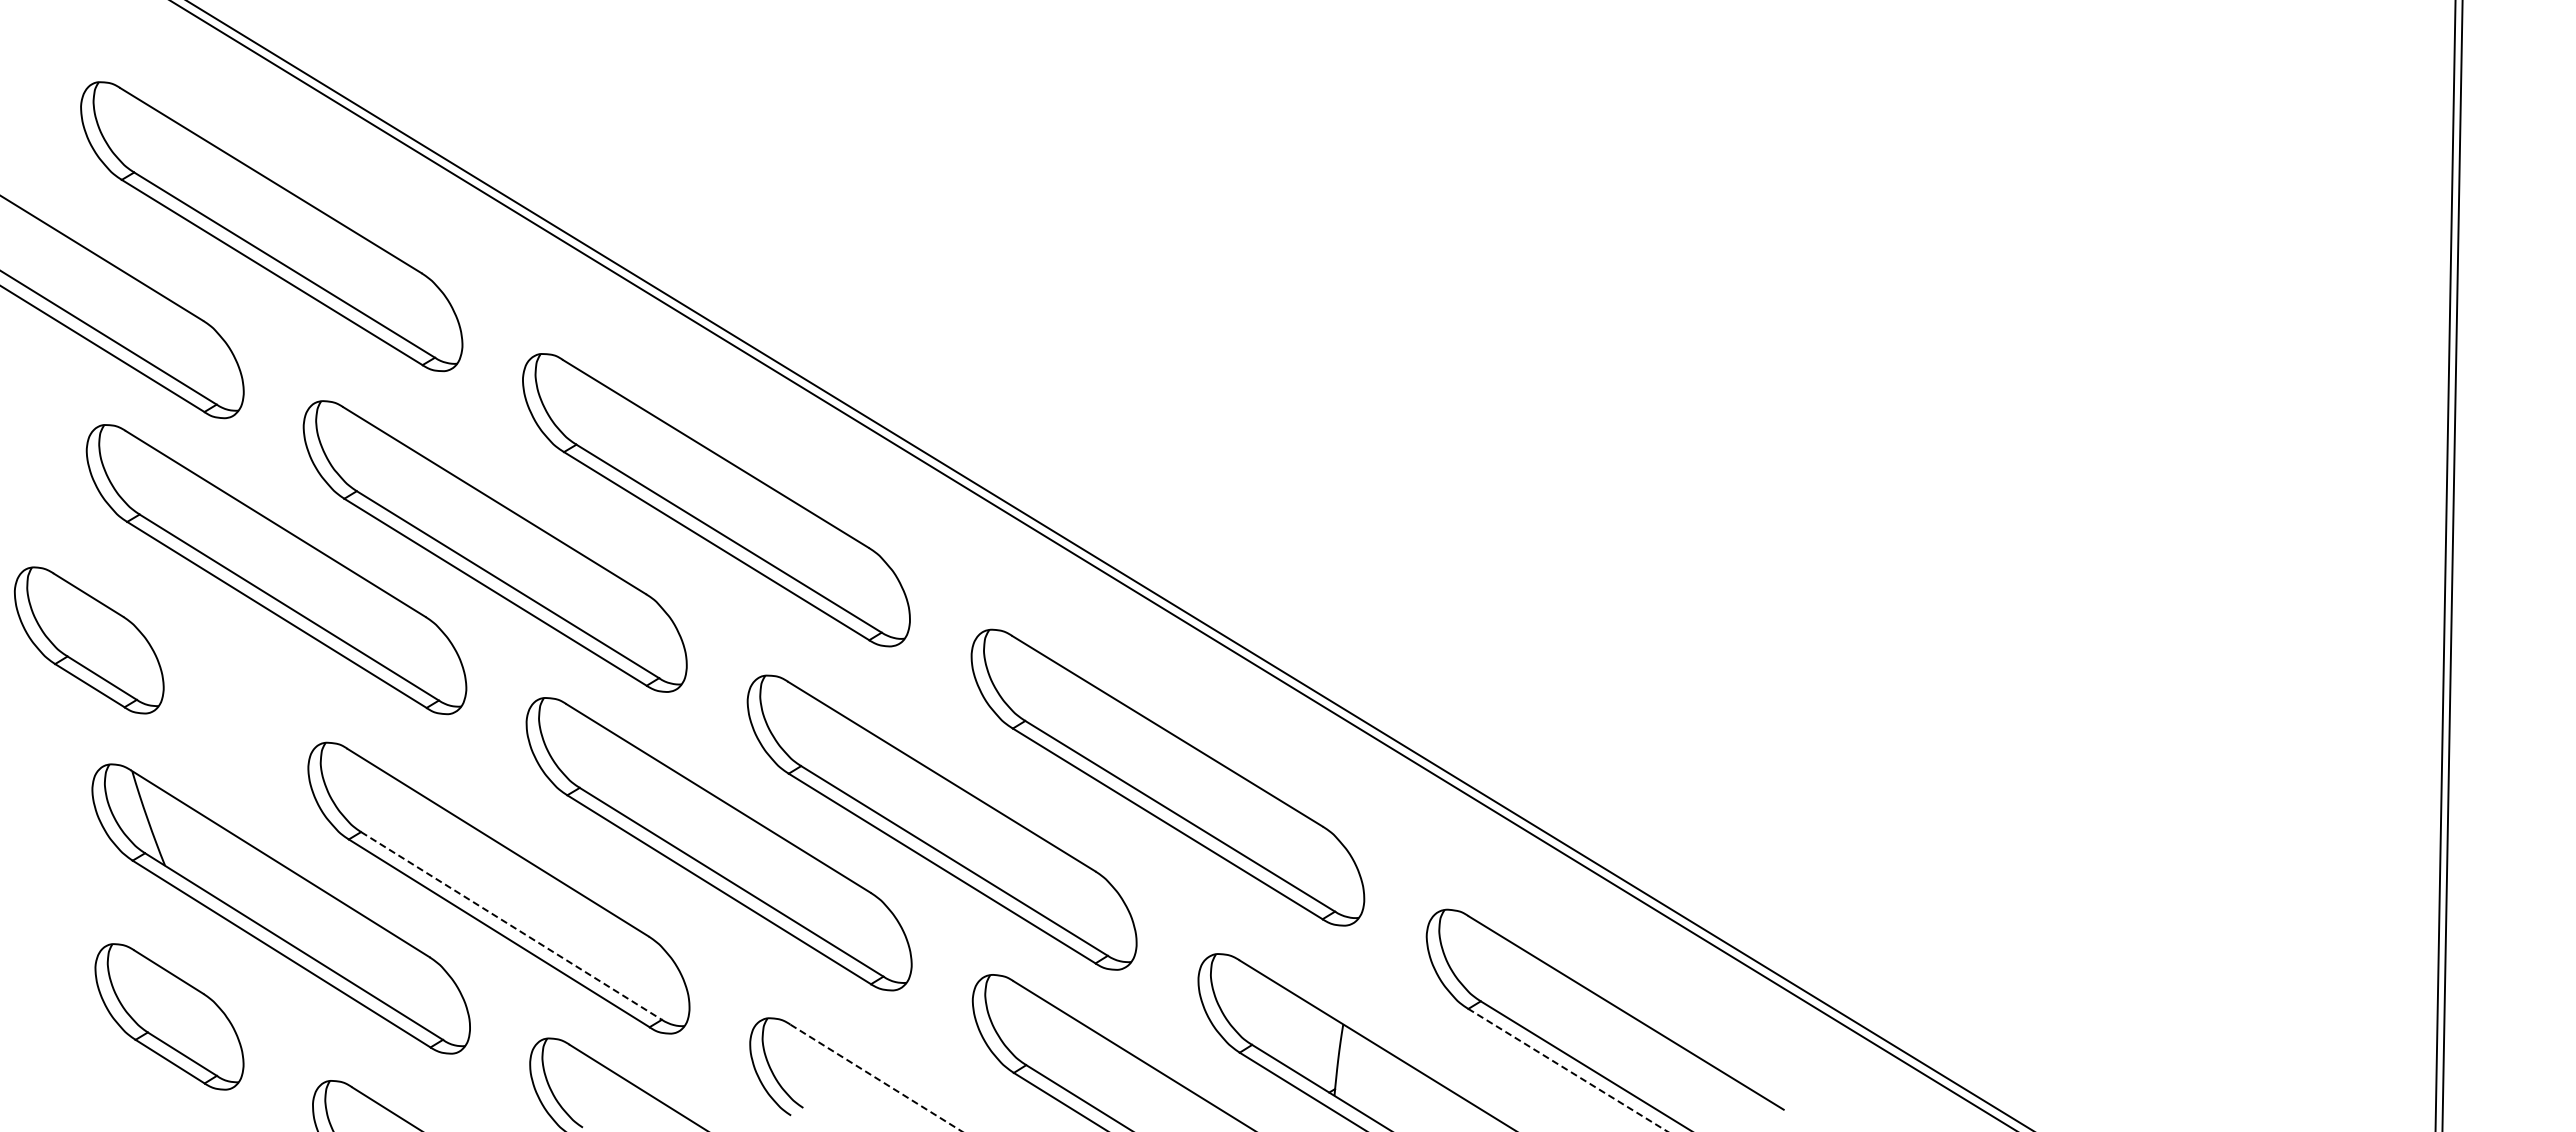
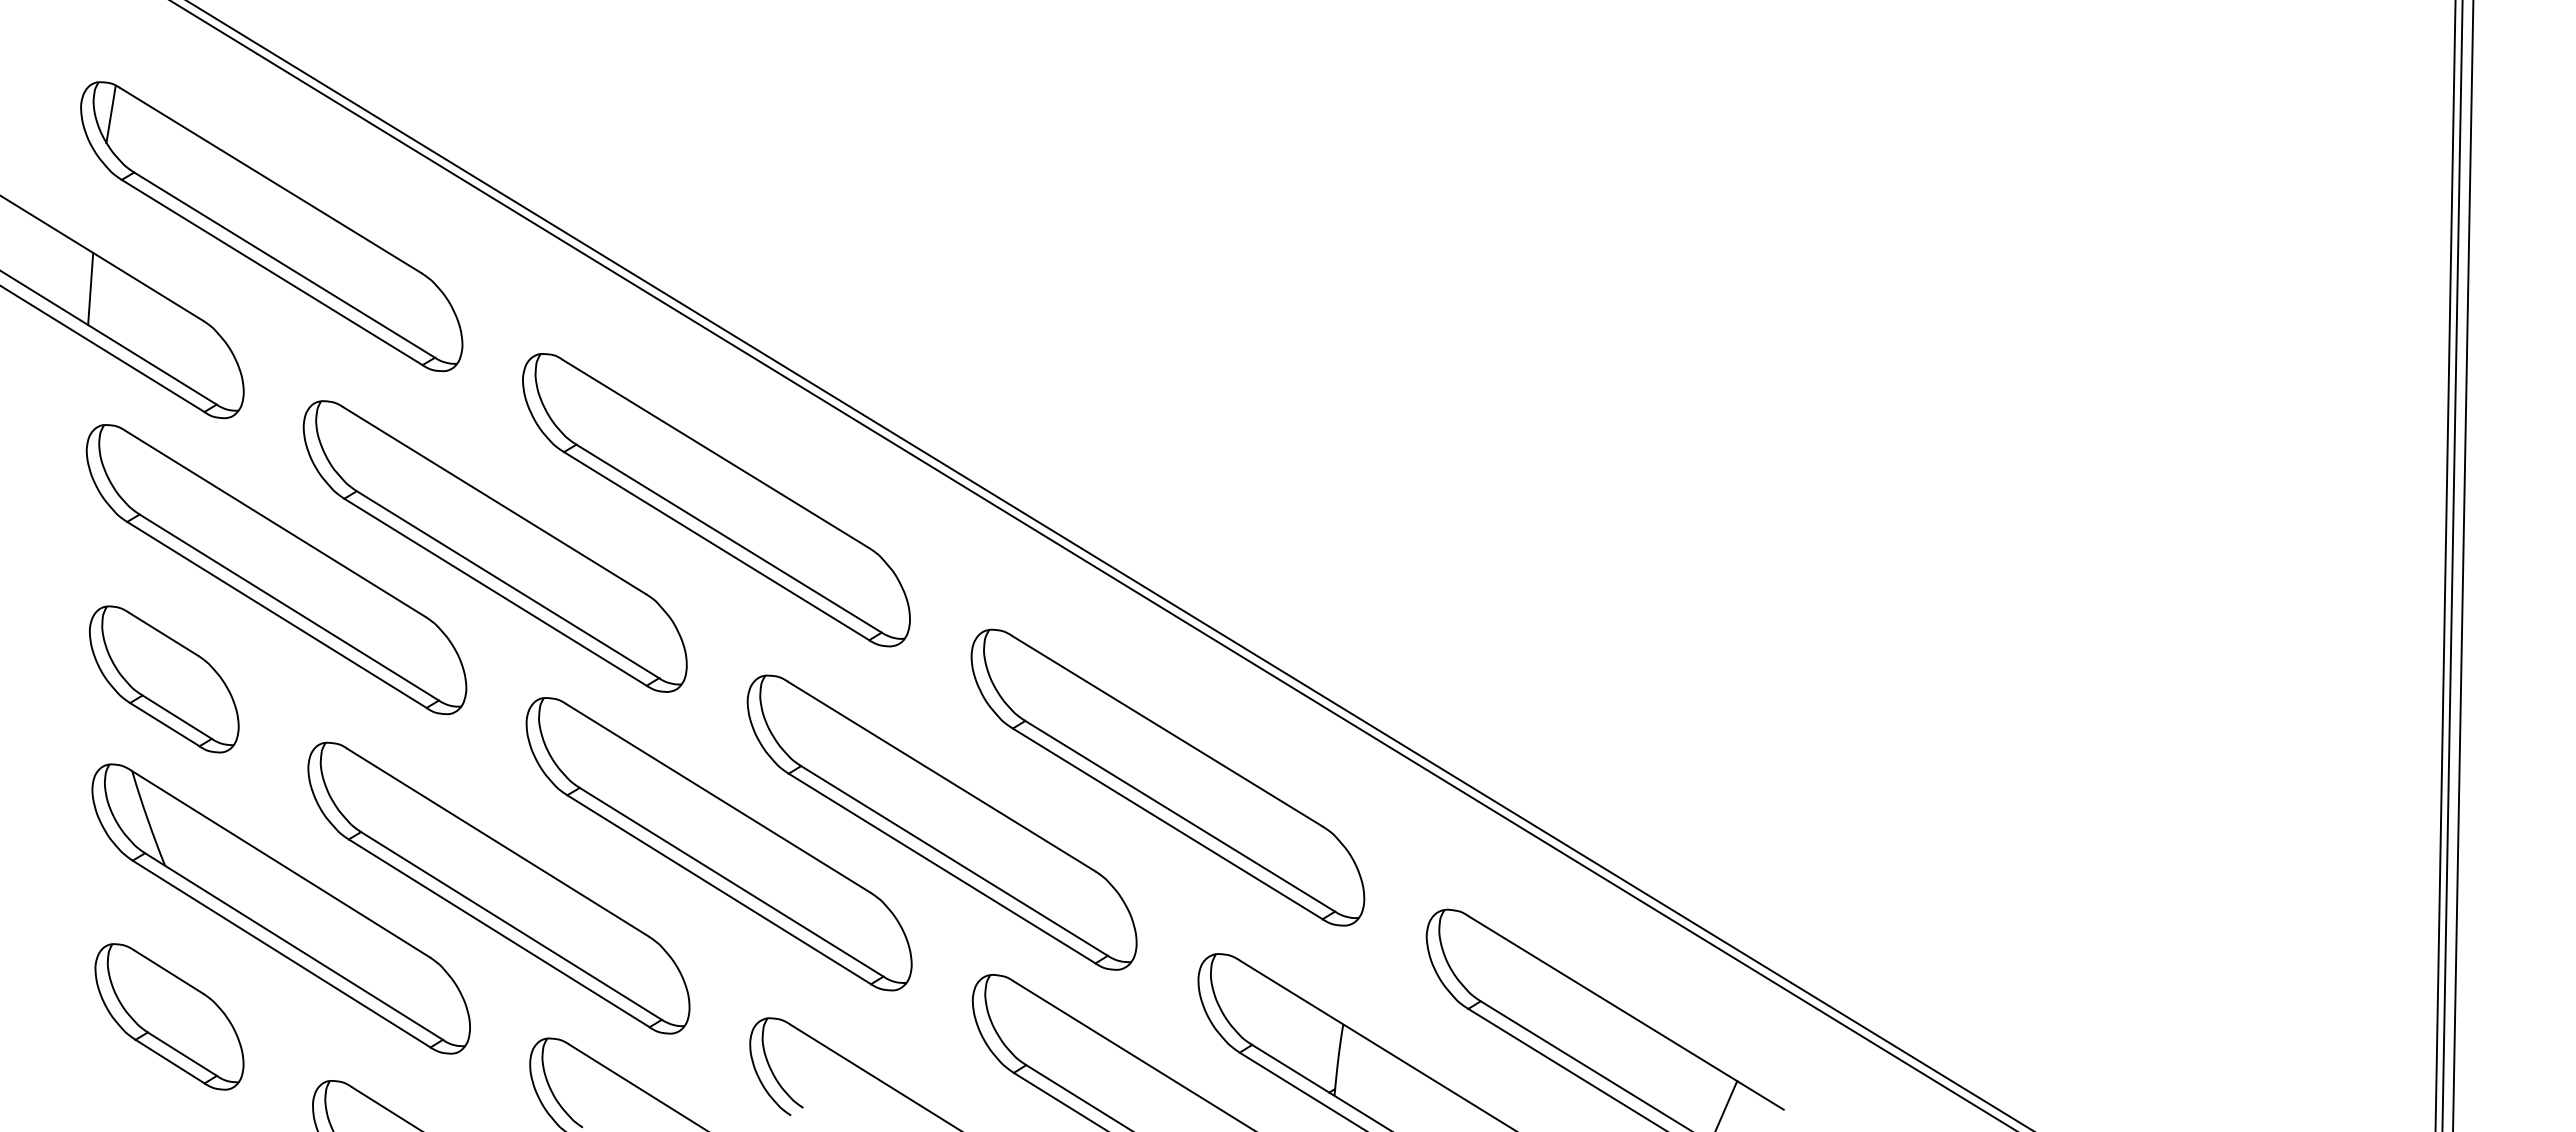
line: none -> present (110, 114)
line: none -> present (90, 288)
line: none -> present (2463, 565)
part position: (88, 640) -> (163, 679) (163, 679)
line: dashed -> solid (511, 926)
line: dashed -> solid (1567, 1070)
line: dashed -> solid (877, 1078)
line: none -> present (1726, 1104)
